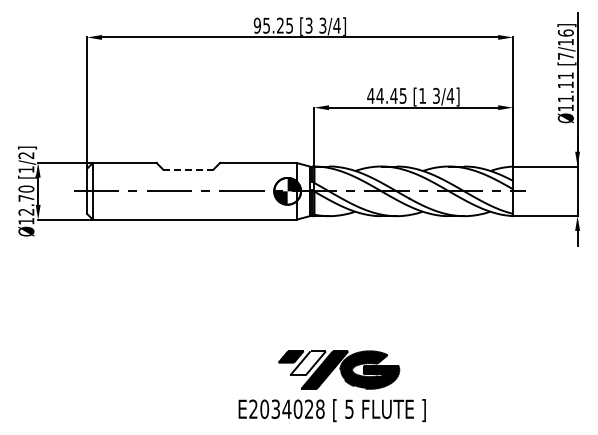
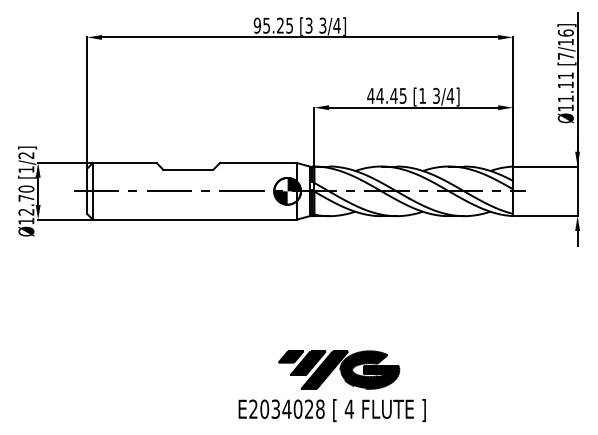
line: dashed -> solid (188, 169)
fill: none -> present (307, 363)
text: 5 -> 4 (349, 408)
